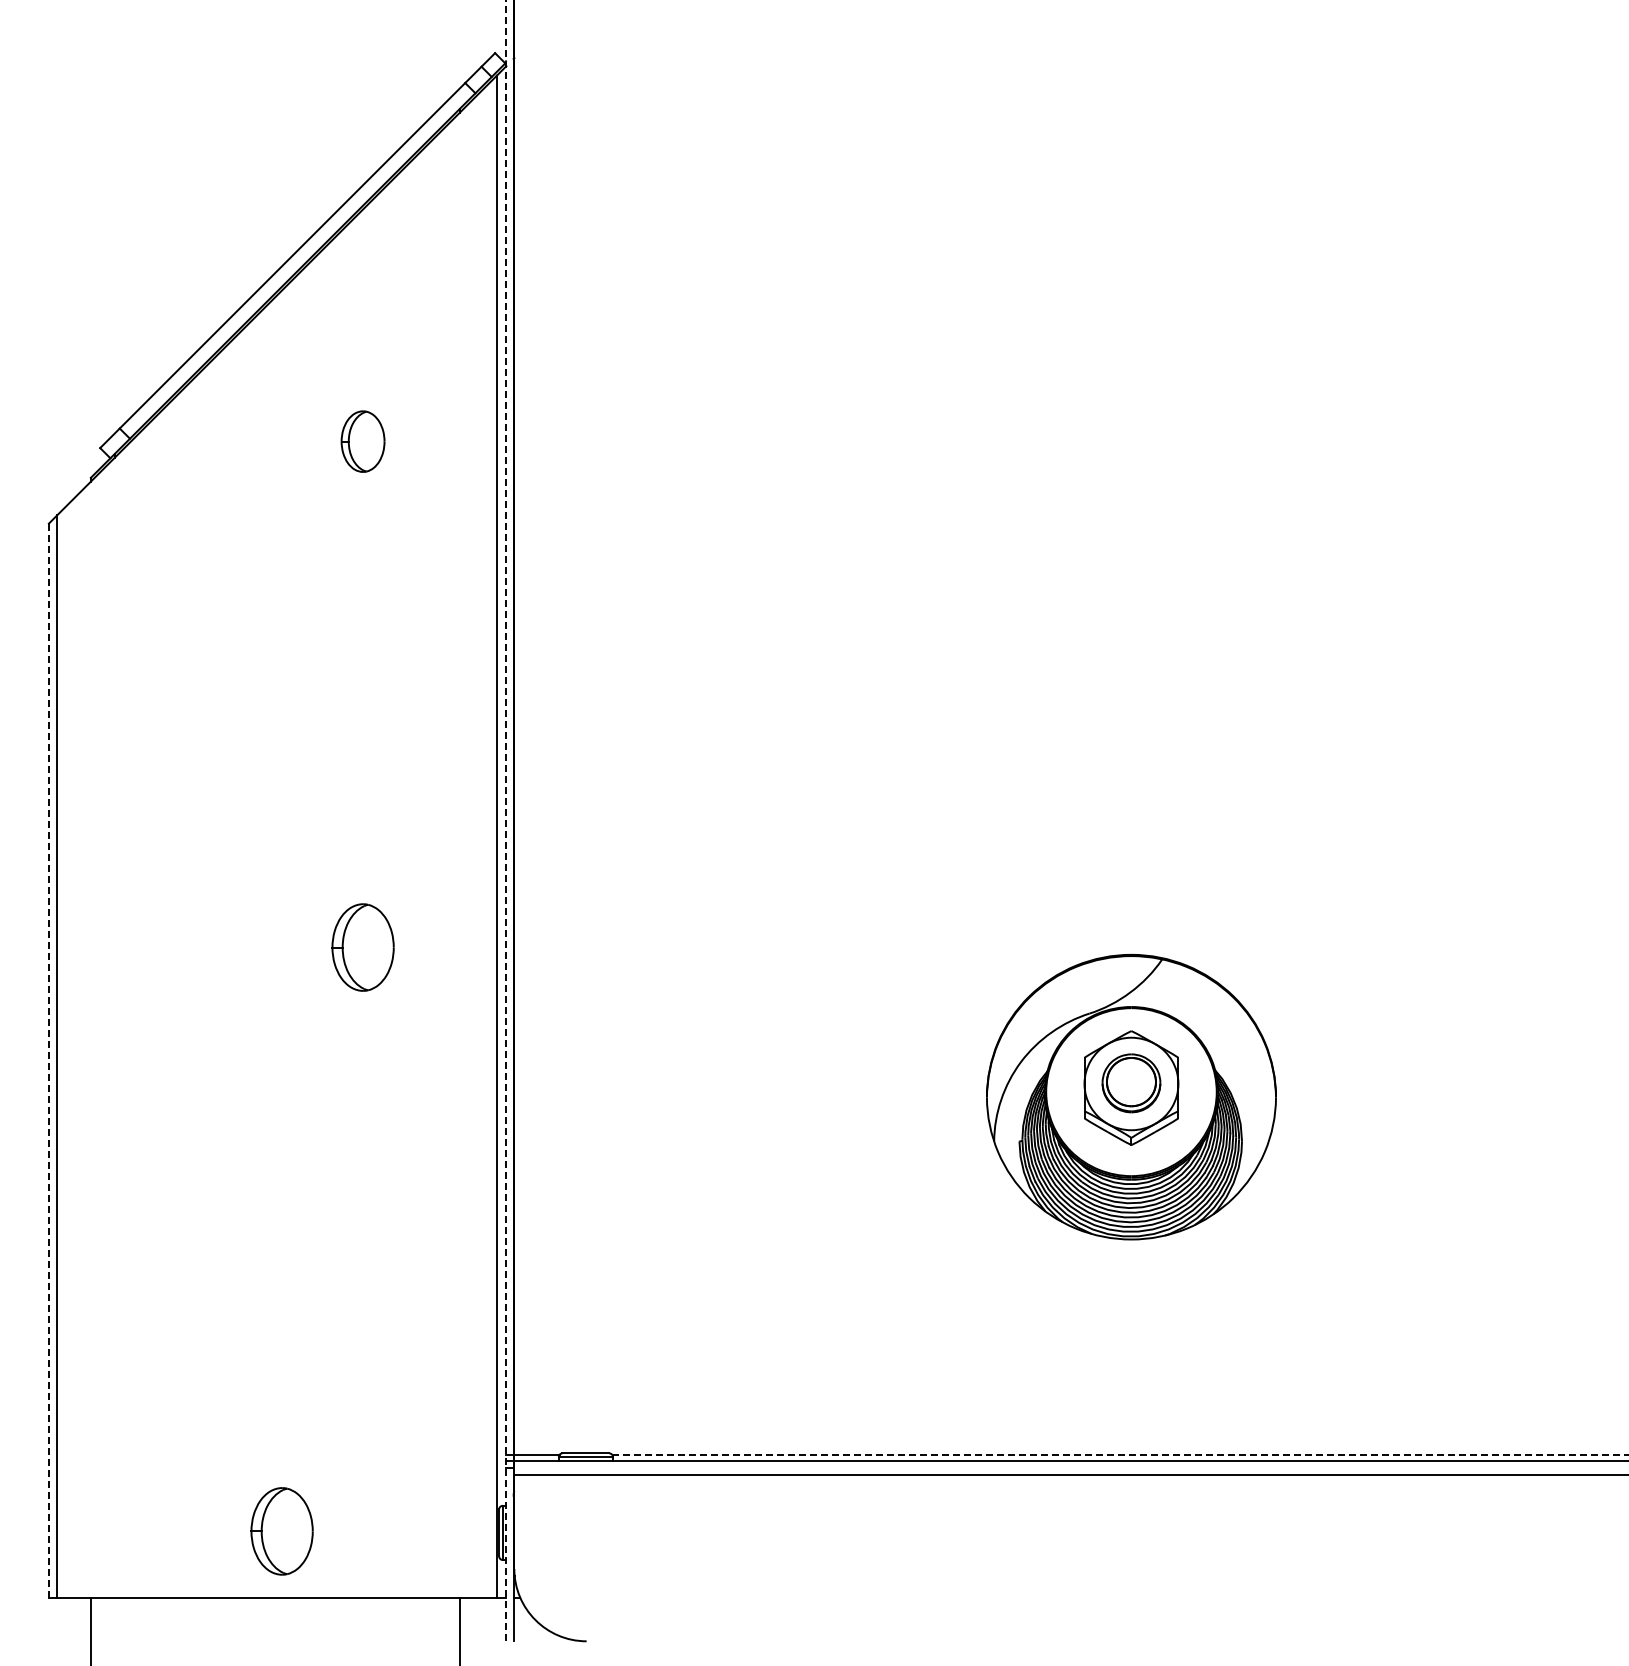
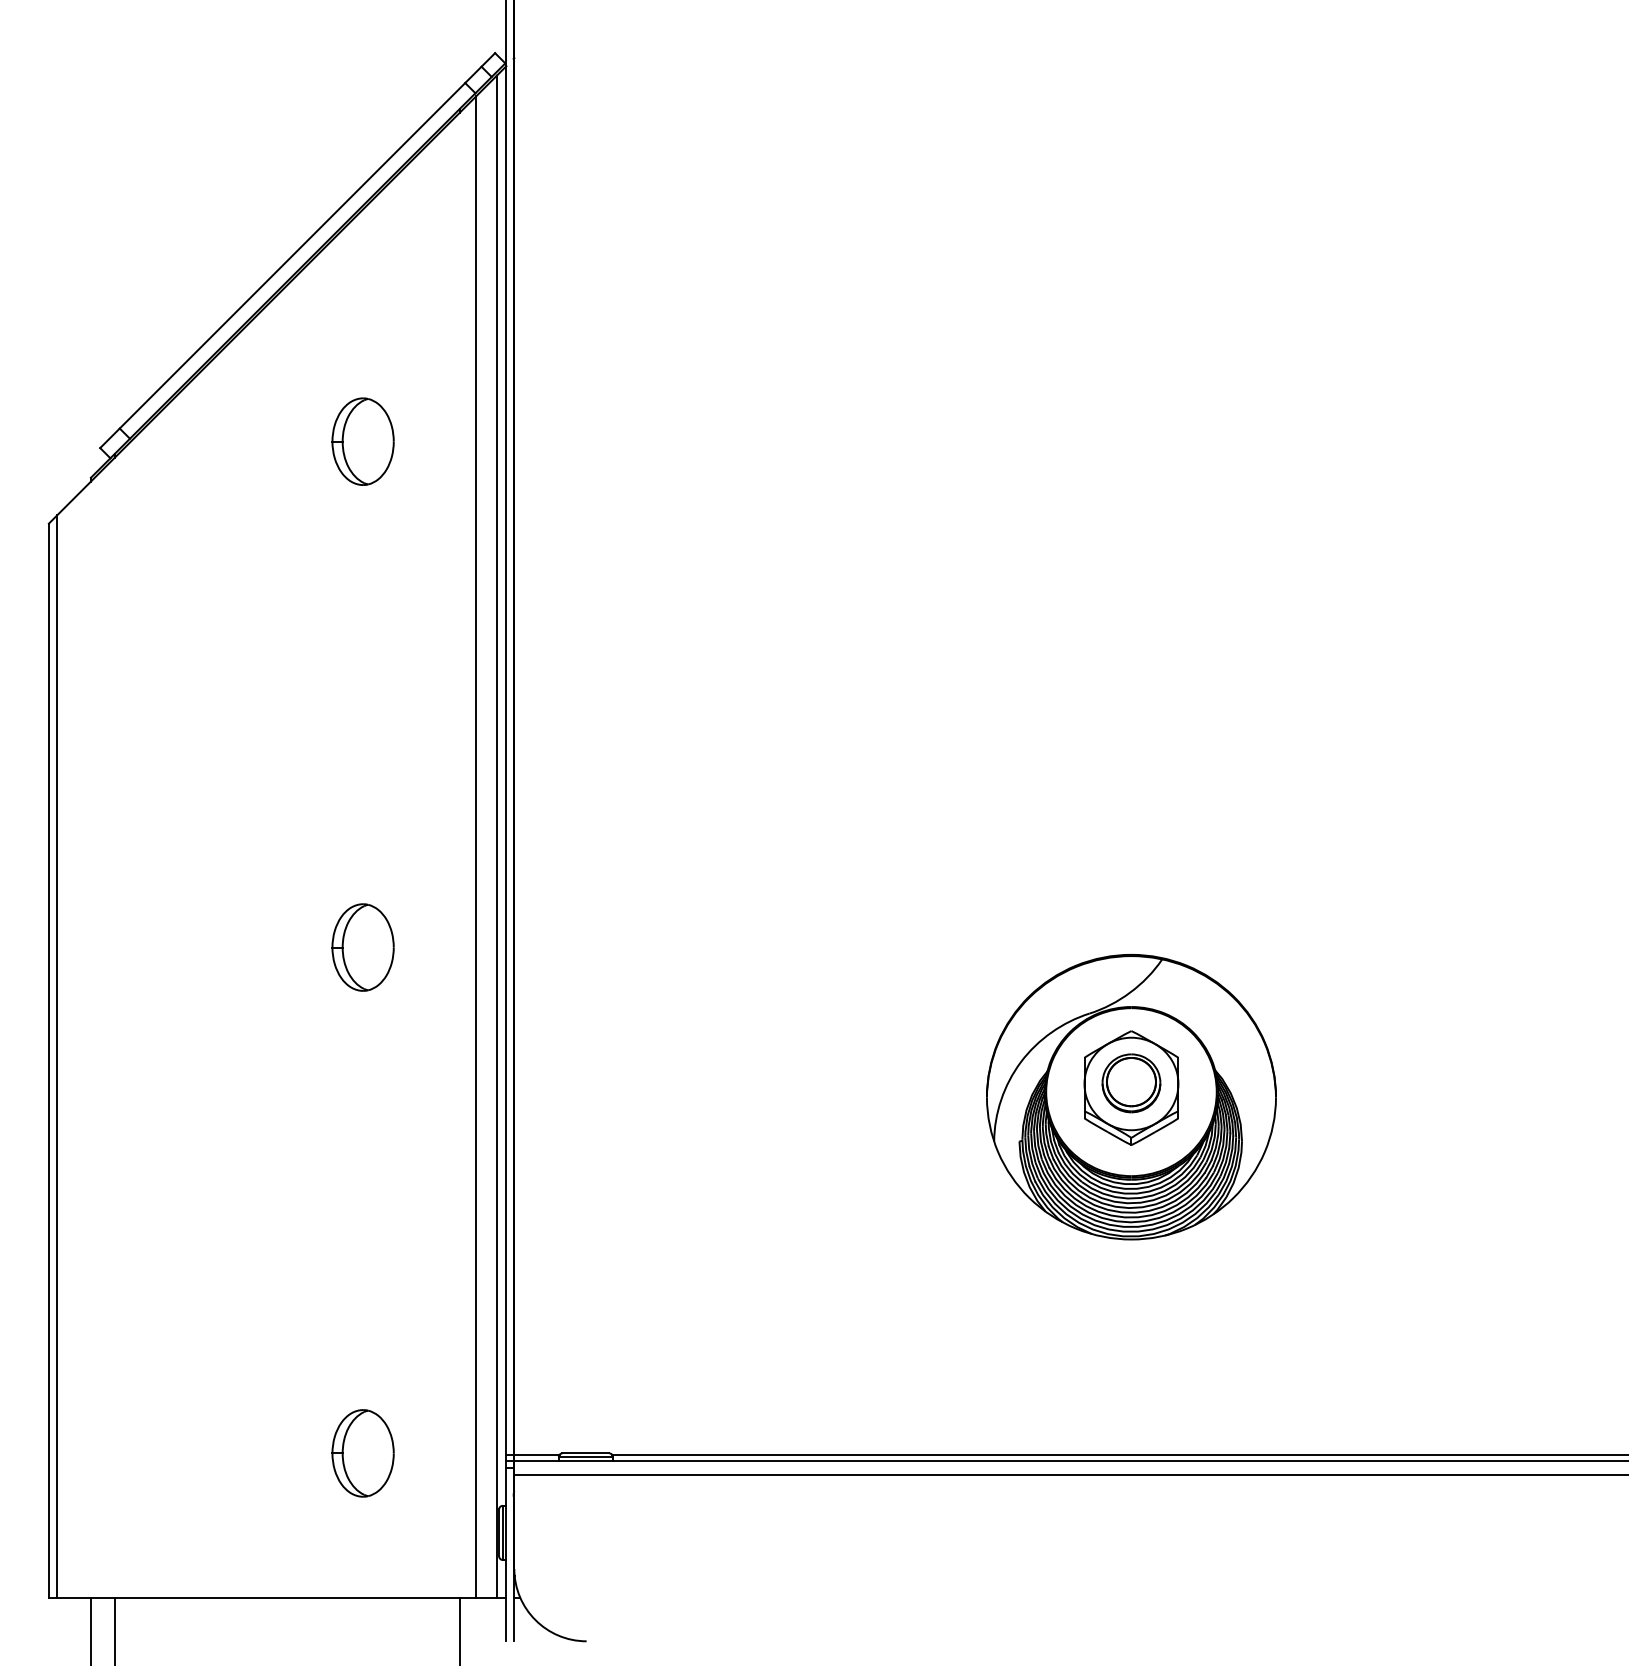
part size: 46x63 px -> 64x89 px (362, 441)
line: dashed -> solid (506, 820)
line: none -> present (476, 846)
line: dashed -> solid (48, 1060)
line: dashed -> solid (1121, 1454)
part position: (281, 1531) -> (362, 1453) (362, 1453)
line: none -> present (114, 1629)
